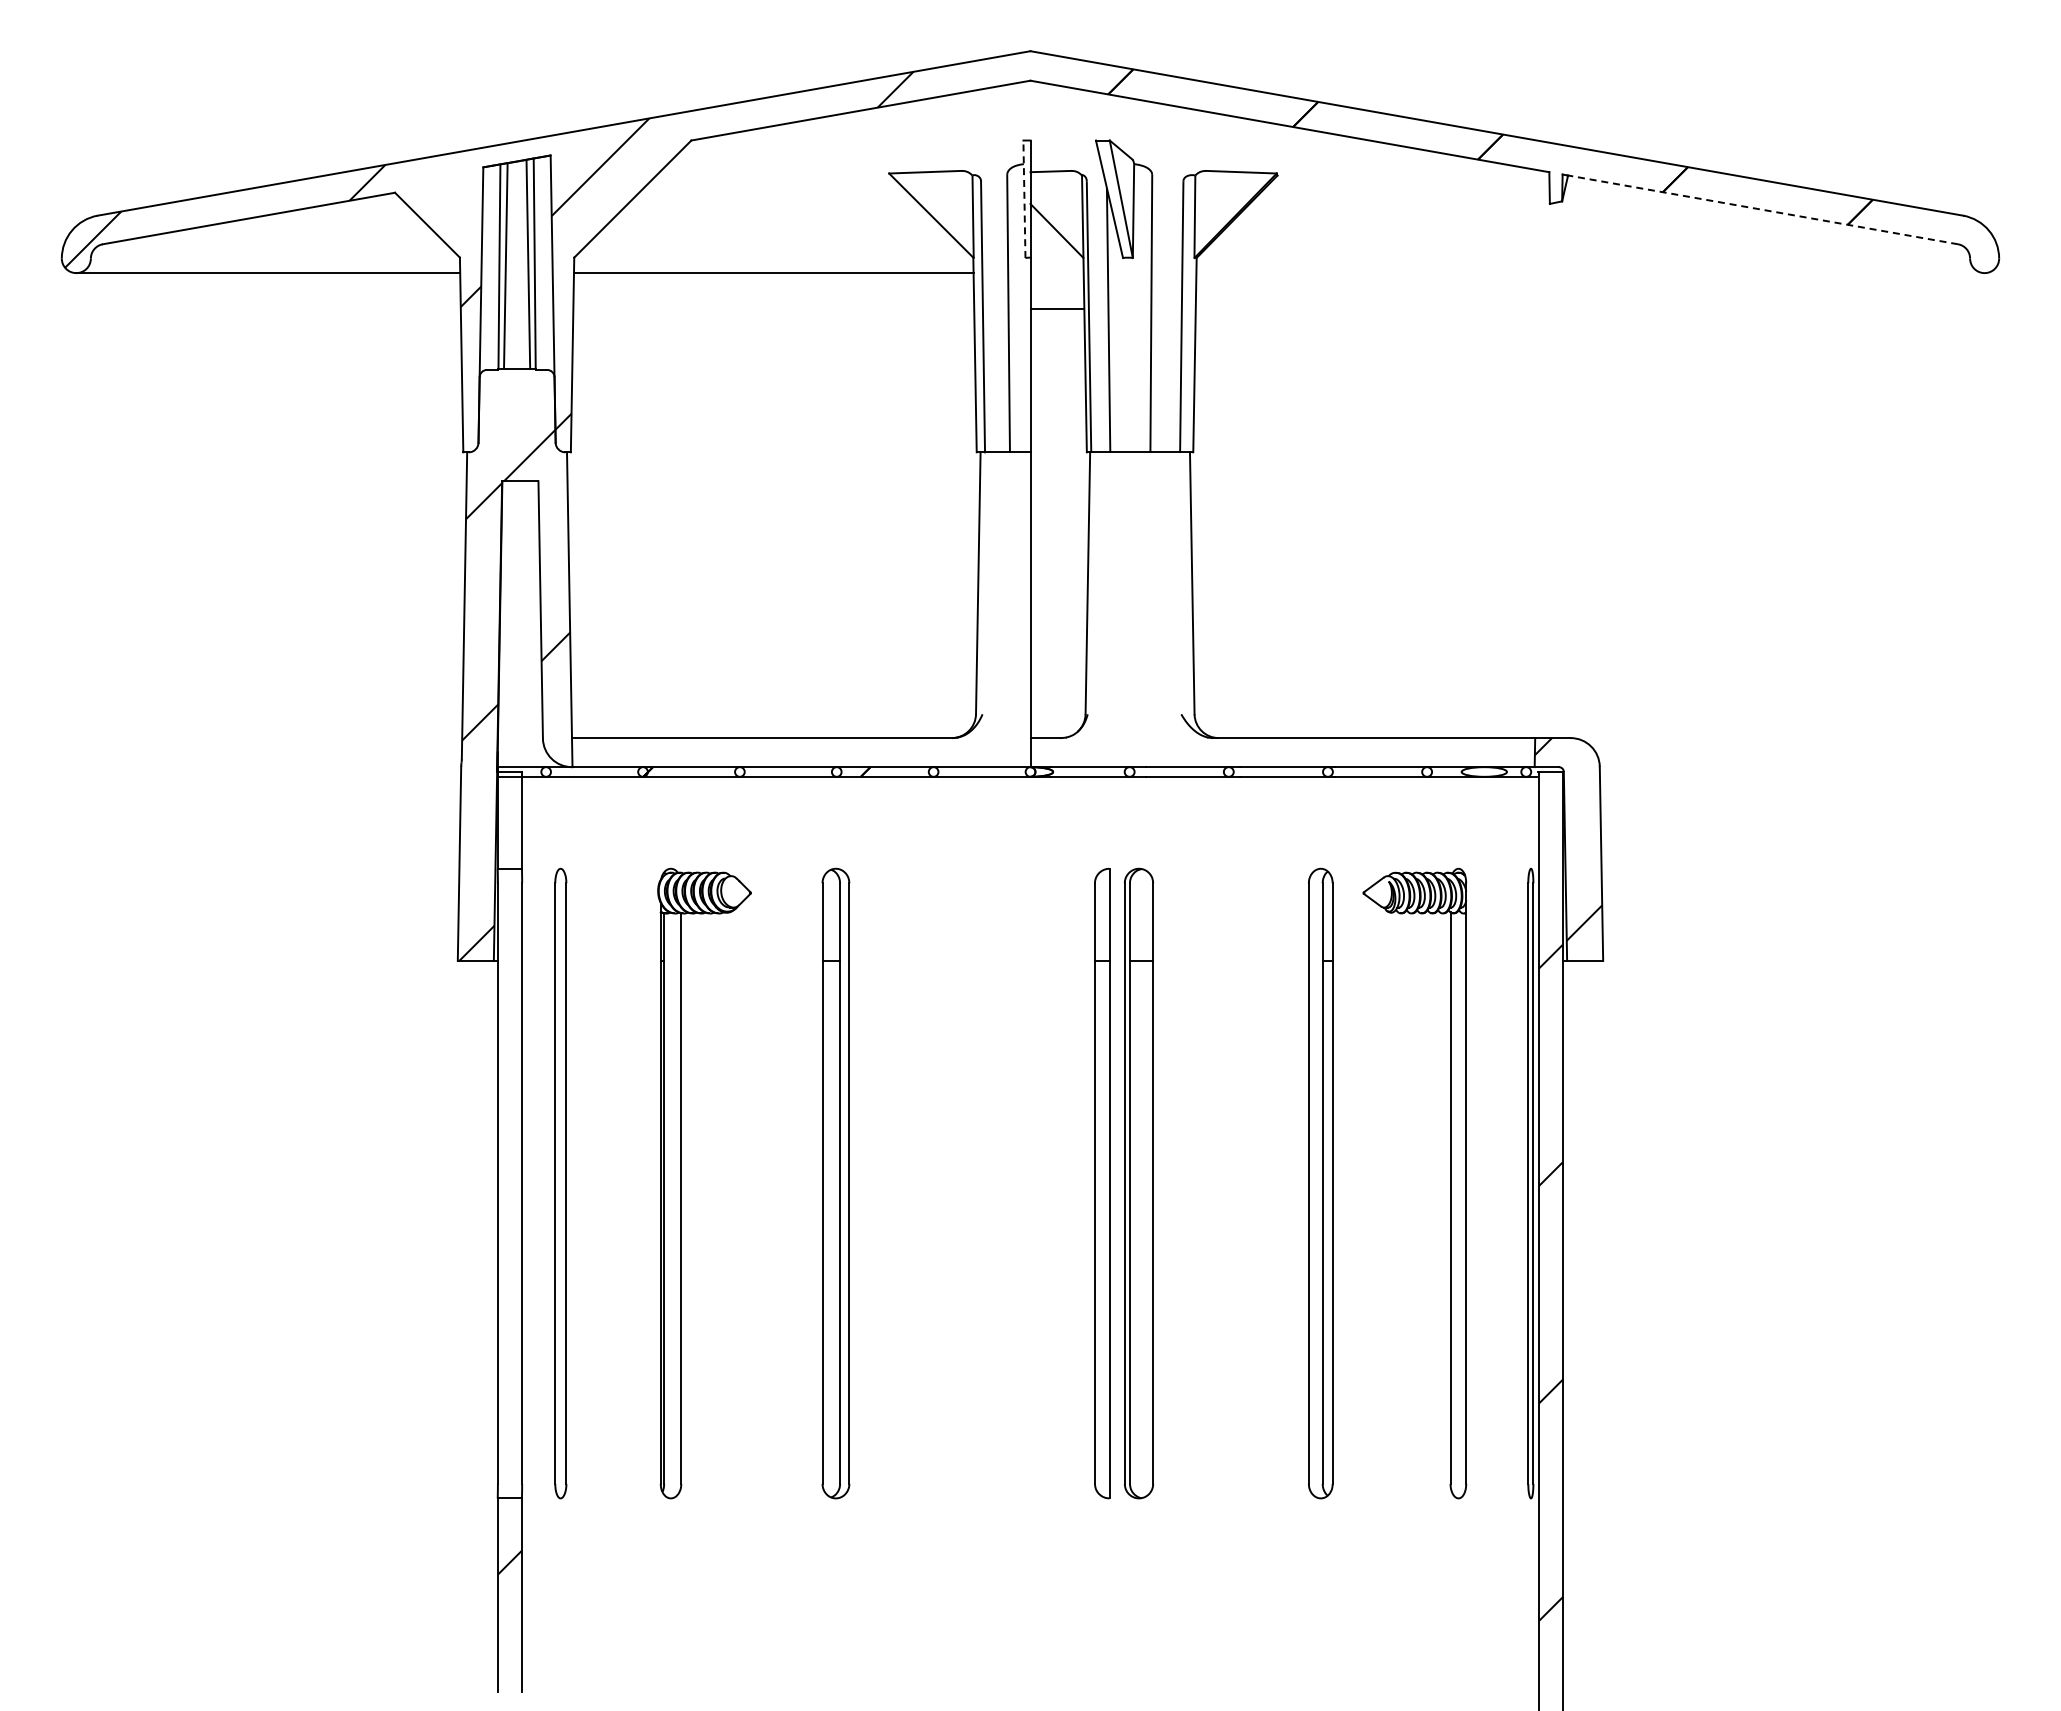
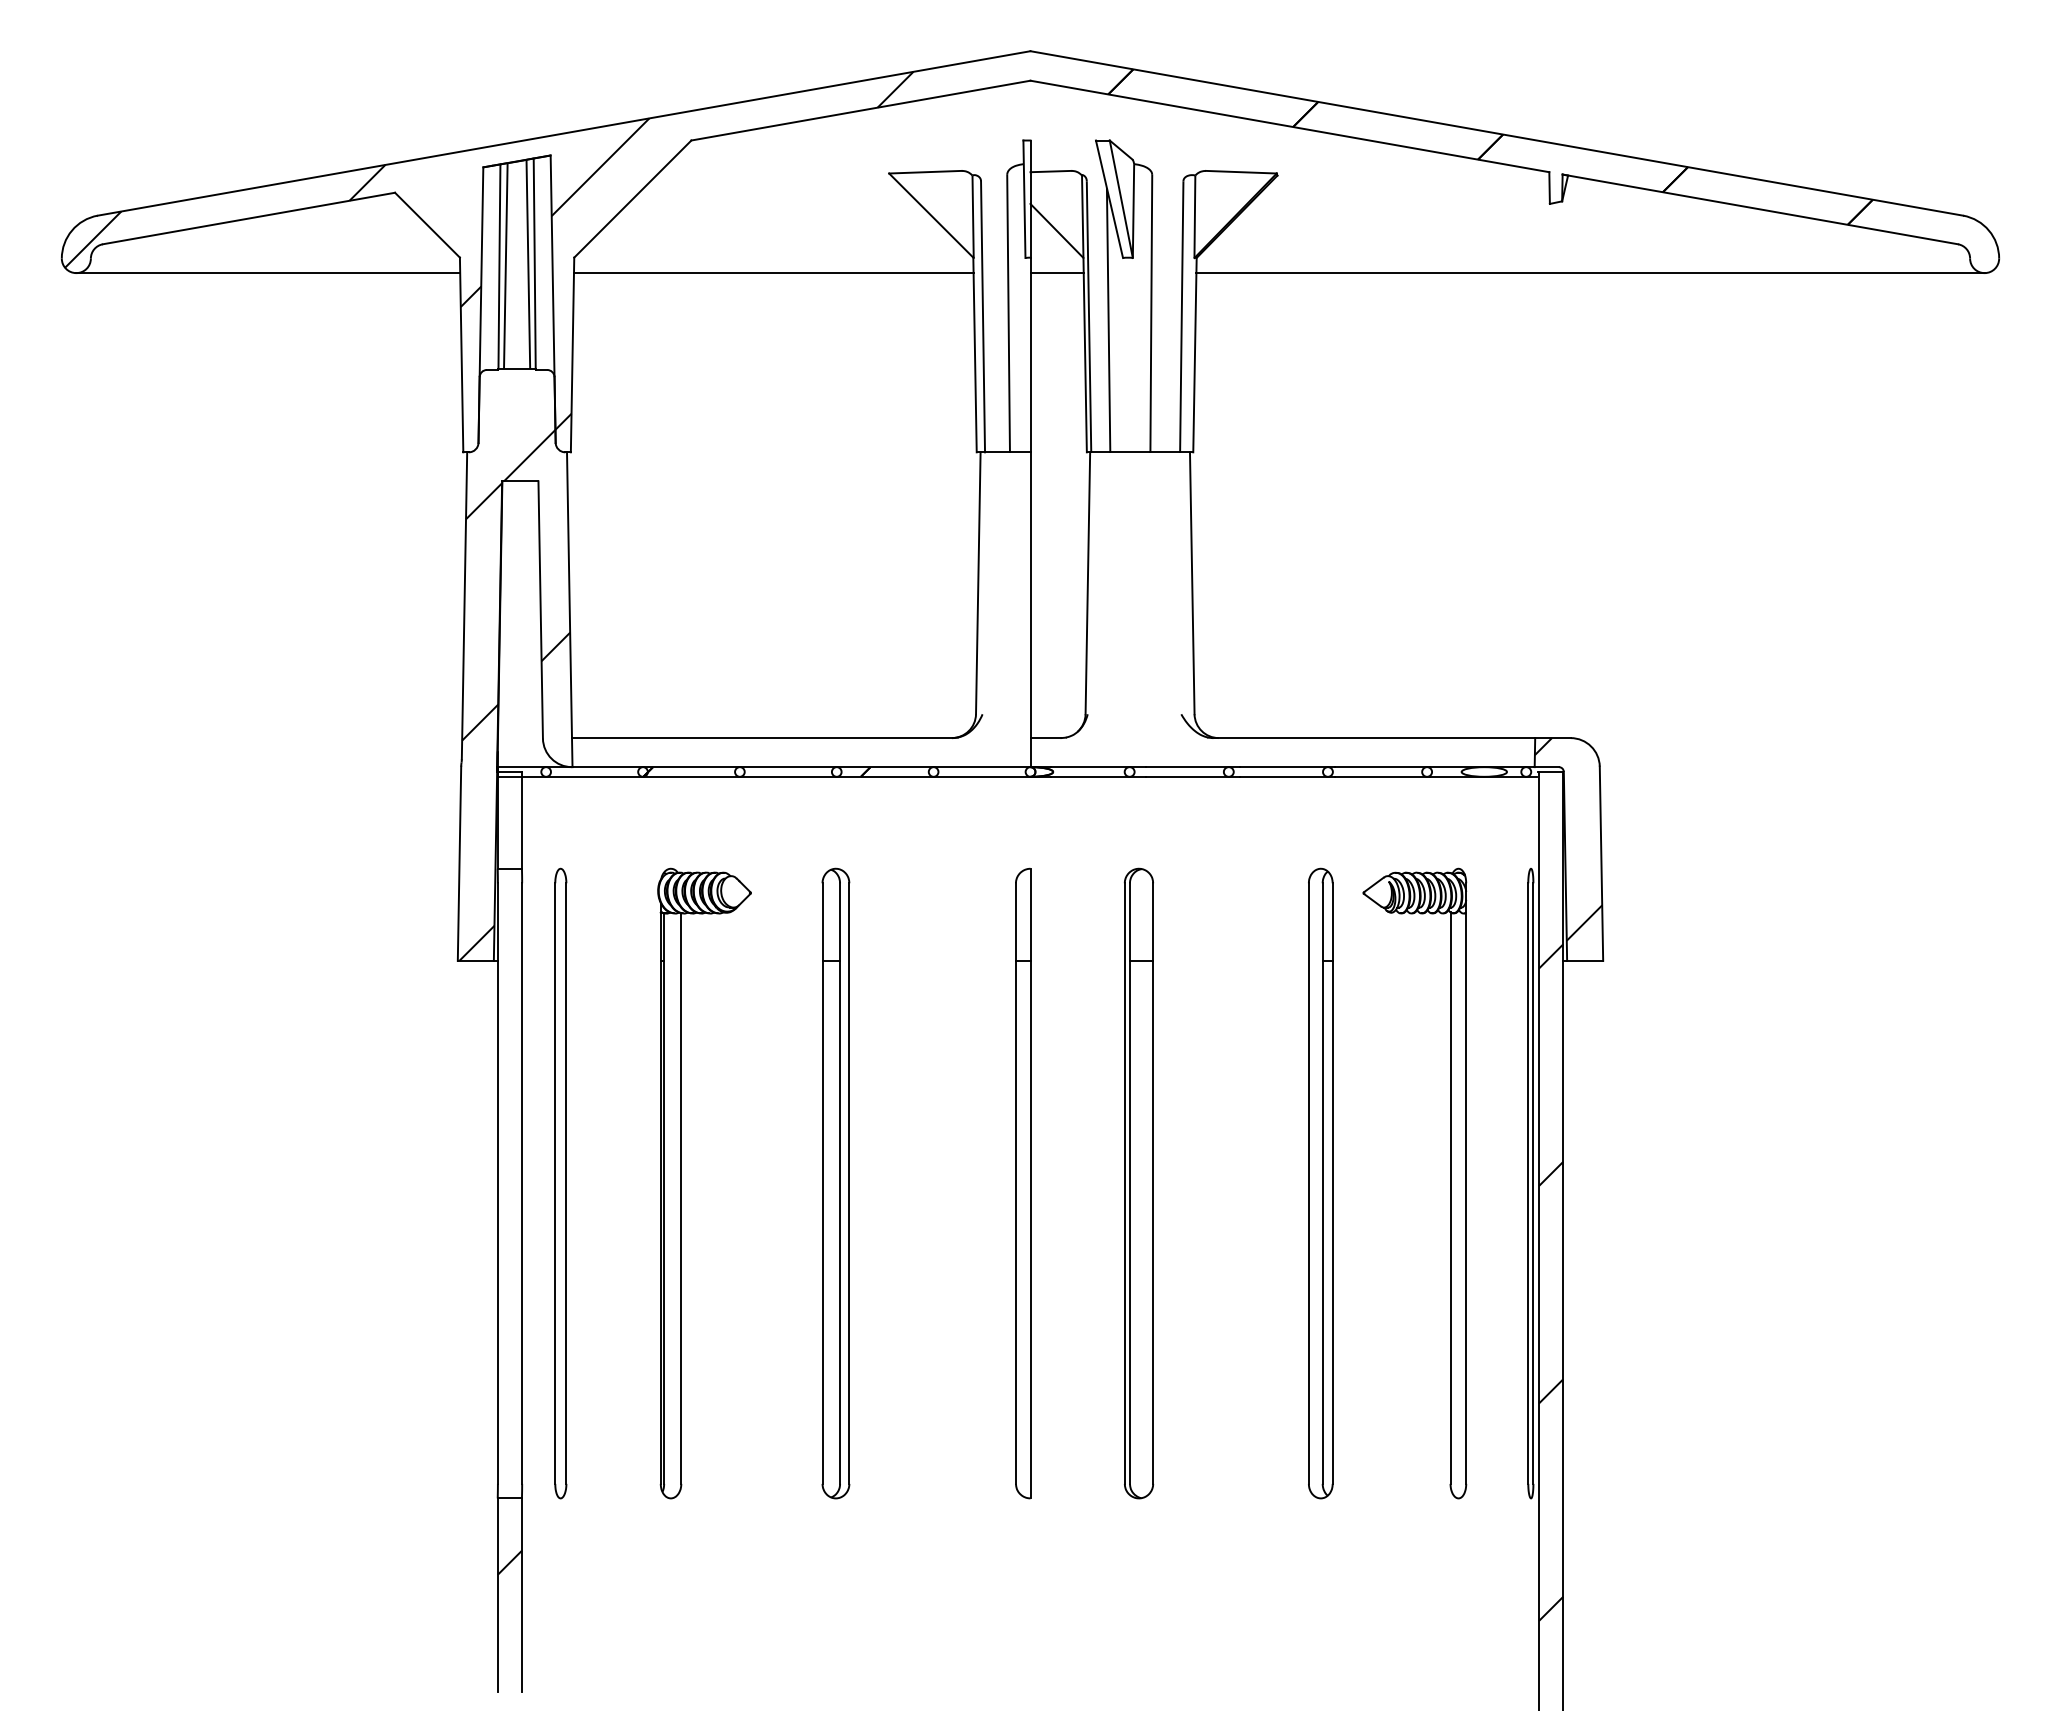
line: dashed -> solid (1024, 199)
line: dashed -> solid (1760, 209)
line: none -> present (1590, 273)
line position: (1056, 309) -> (1056, 273) (1056, 273)
part position: (1102, 1183) -> (1023, 1183) (1023, 1183)
